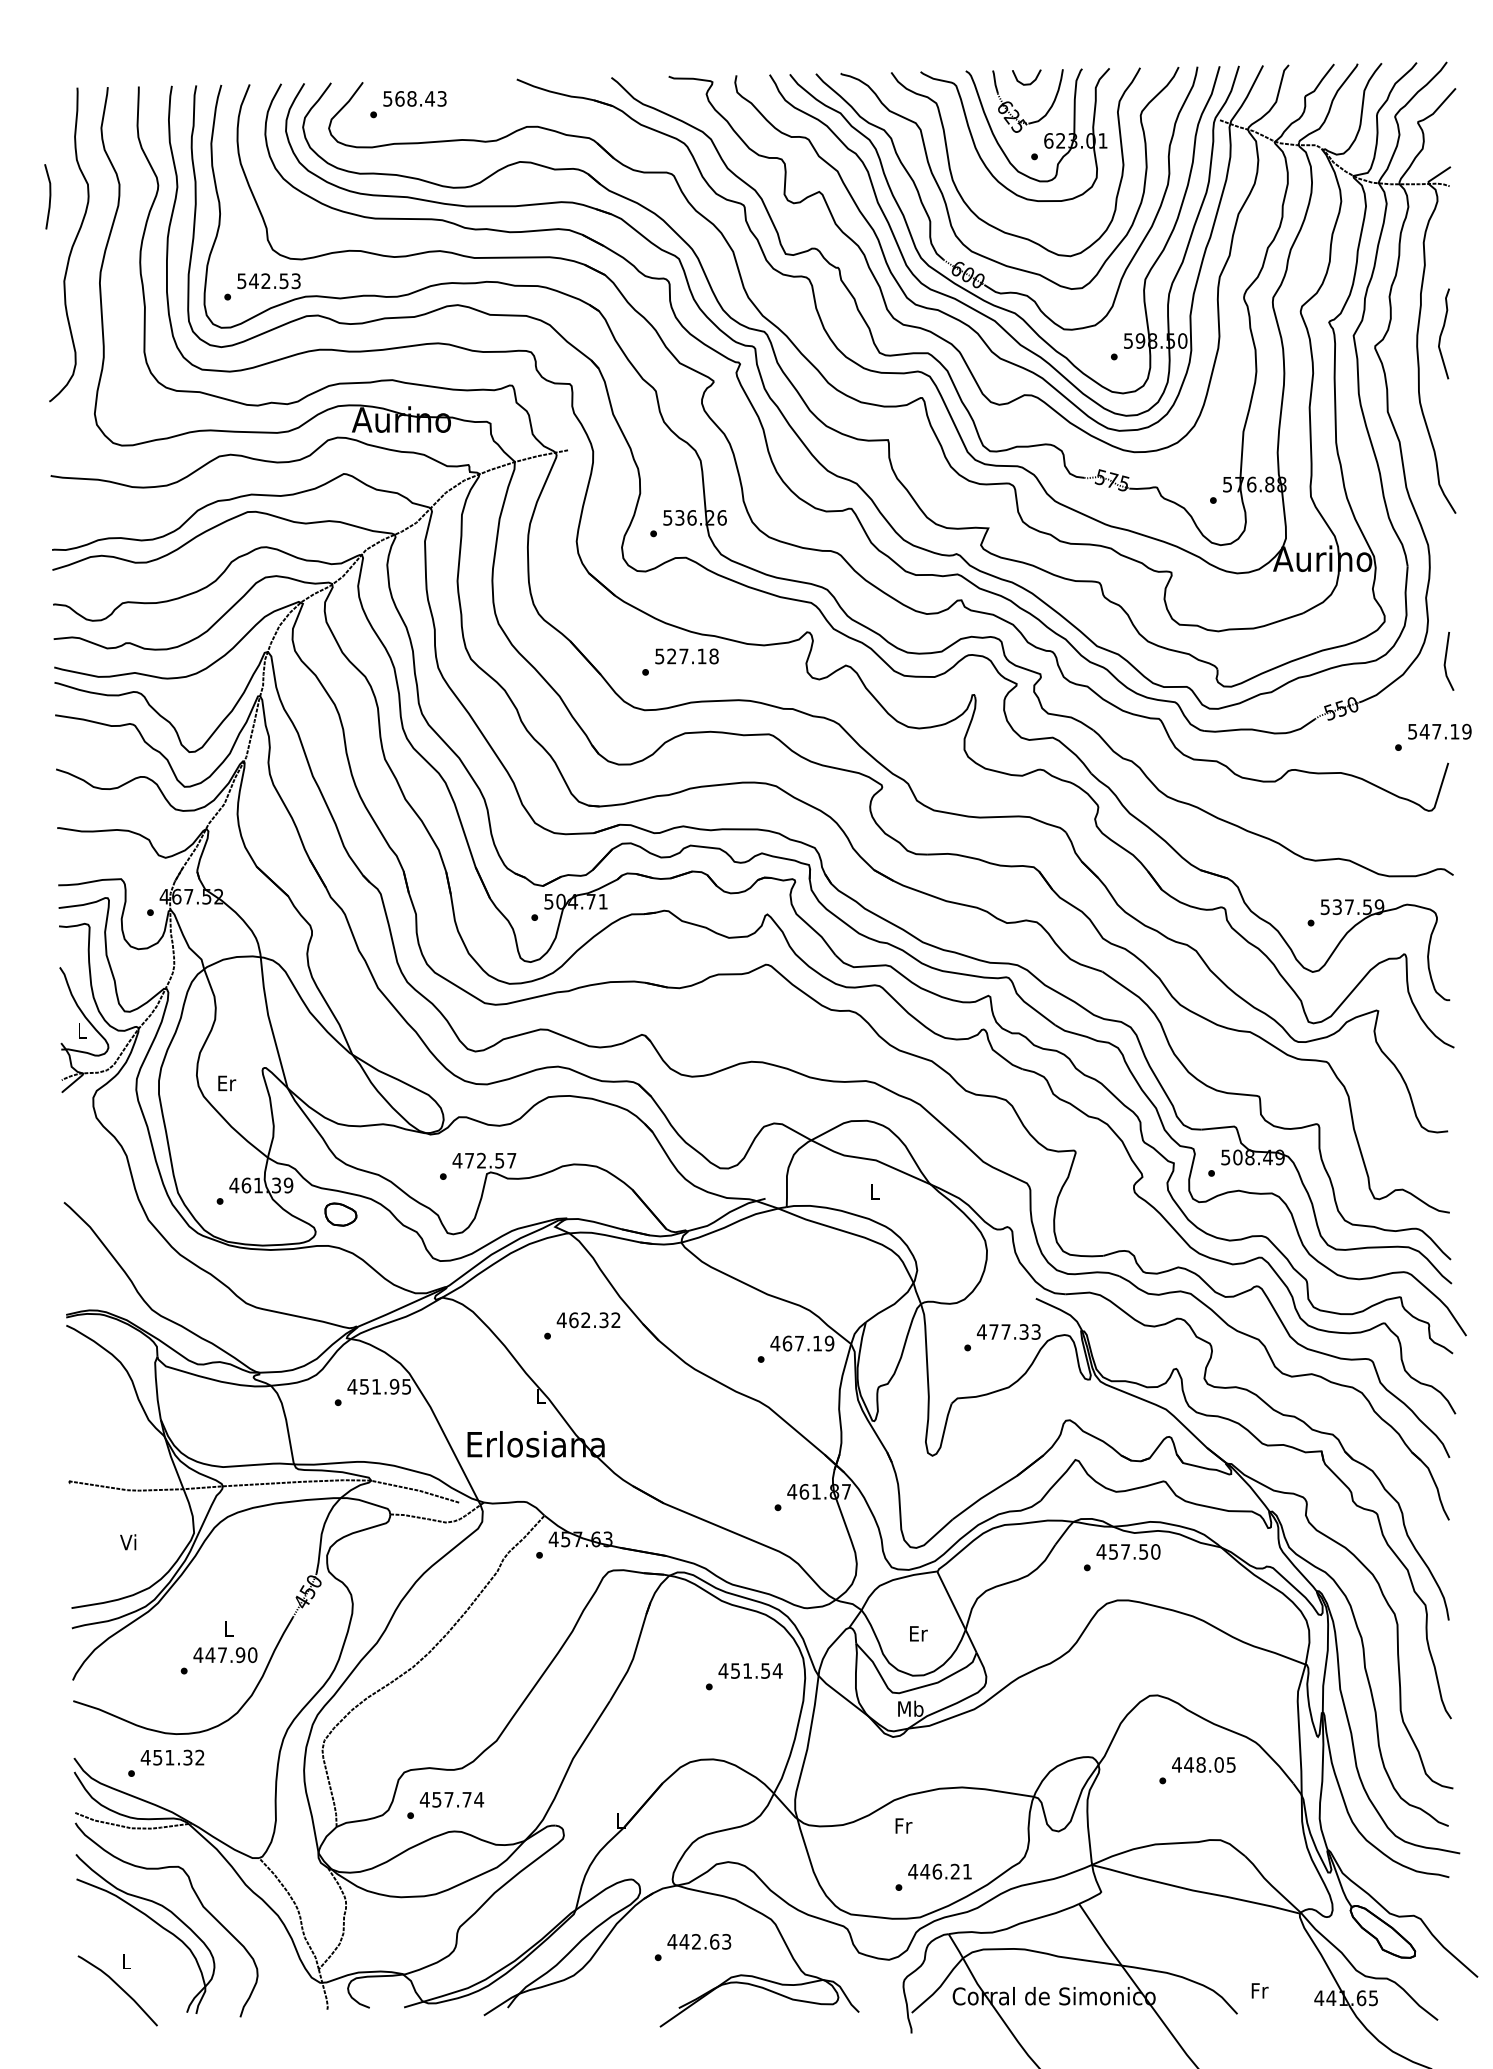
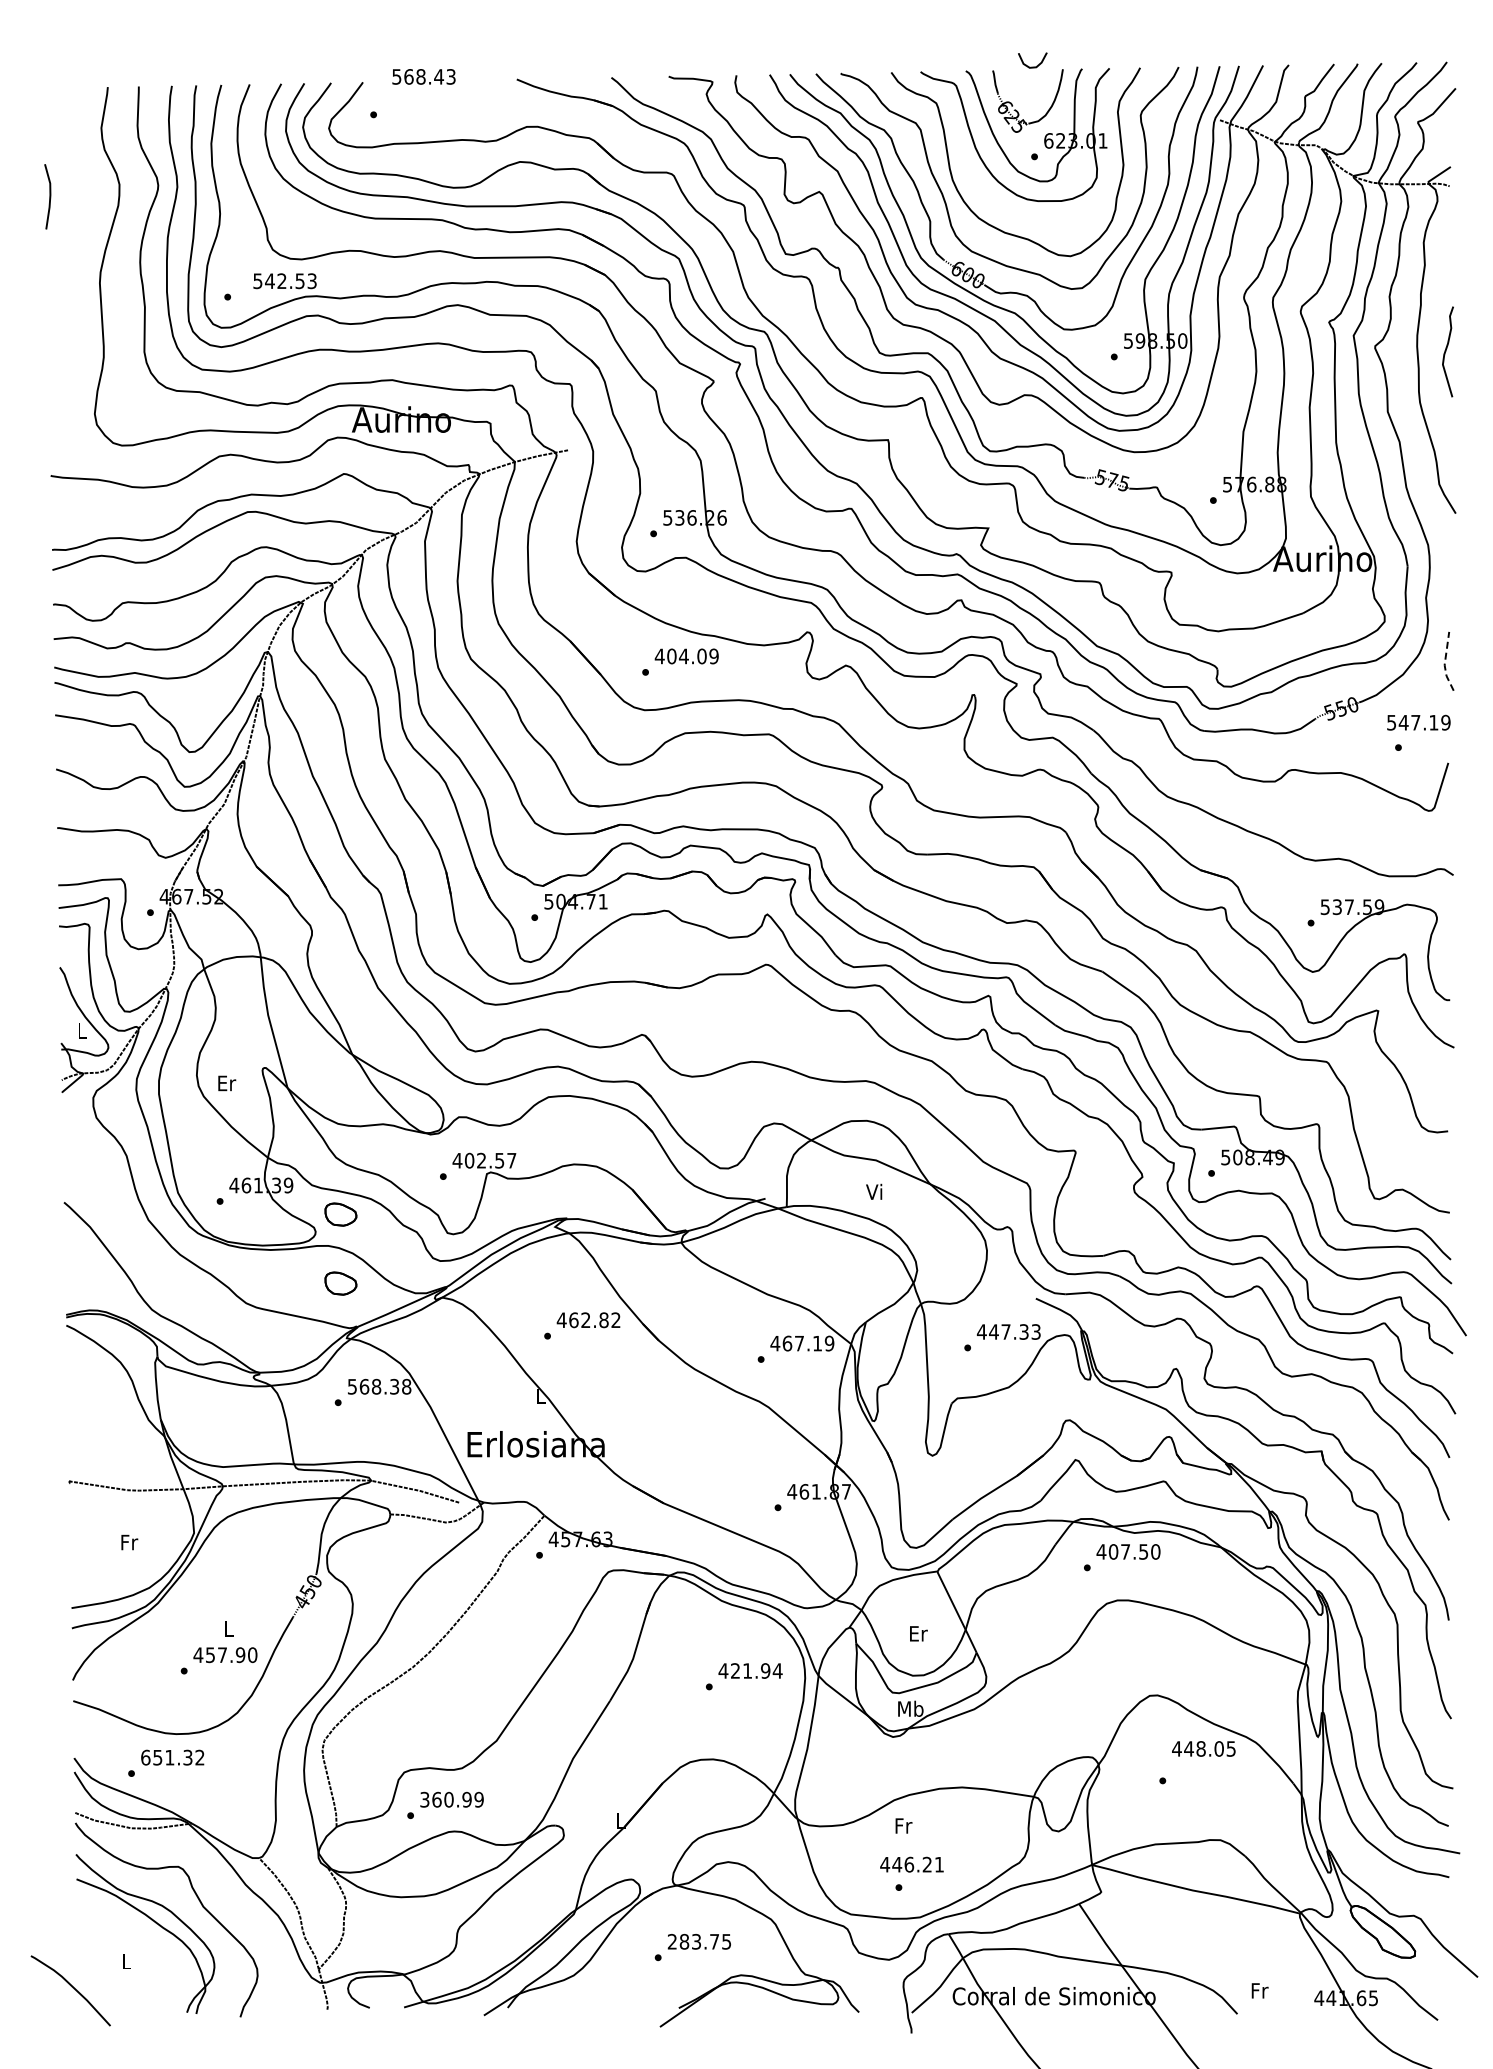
curve position: (1026, 83) -> (1032, 66) (1032, 66)
text position: (414, 98) -> (423, 76) (423, 76)
curve: present -> none (71, 246)
text position: (268, 281) -> (284, 281) (284, 281)
curve position: (1442, 333) -> (1446, 351) (1446, 351)
text: 527.18 -> 404.09 (686, 656)
line: solid -> dashed (1444, 663)
text position: (1439, 731) -> (1418, 722) (1418, 722)
text: 472.57 -> 402.57 (469, 1160)
text: L -> Vi (874, 1191)
part: none -> present (340, 1283)
text: 462.32 -> 462.82 (603, 1320)
text: 477.33 -> 447.33 (993, 1331)
text: 451.95 -> 568.38 (379, 1386)
text: Vi -> Fr (129, 1542)
text: 457.50 -> 407.50 (1113, 1551)
text: 447.90 -> 457.90 (210, 1655)
text: 451.54 -> 421.94 (750, 1670)
text: 451.32 -> 651.32 (145, 1757)
text position: (1203, 1764) -> (1203, 1748) (1203, 1748)
text: 457.74 -> 360.99 (451, 1799)
text position: (939, 1871) -> (911, 1864) (911, 1864)
text: 442.63 -> 283.75 (699, 1941)
curve position: (118, 1987) -> (71, 1987) (71, 1987)
